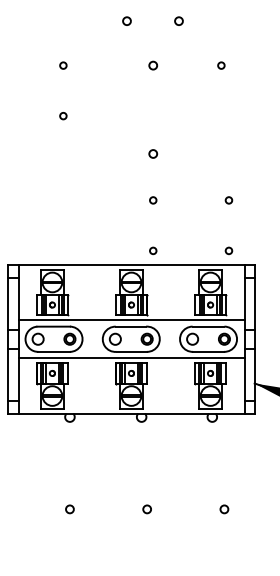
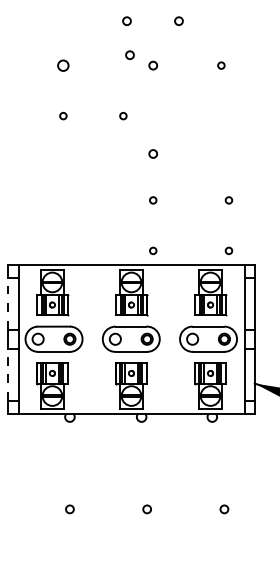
circle: none -> present (129, 54)
circle size: 9x9 px -> 13x13 px (63, 65)
circle: none -> present (123, 116)
line: solid -> dashed (8, 303)
line: present -> none (131, 320)
line: present -> none (131, 358)
line: solid -> dashed (8, 374)
